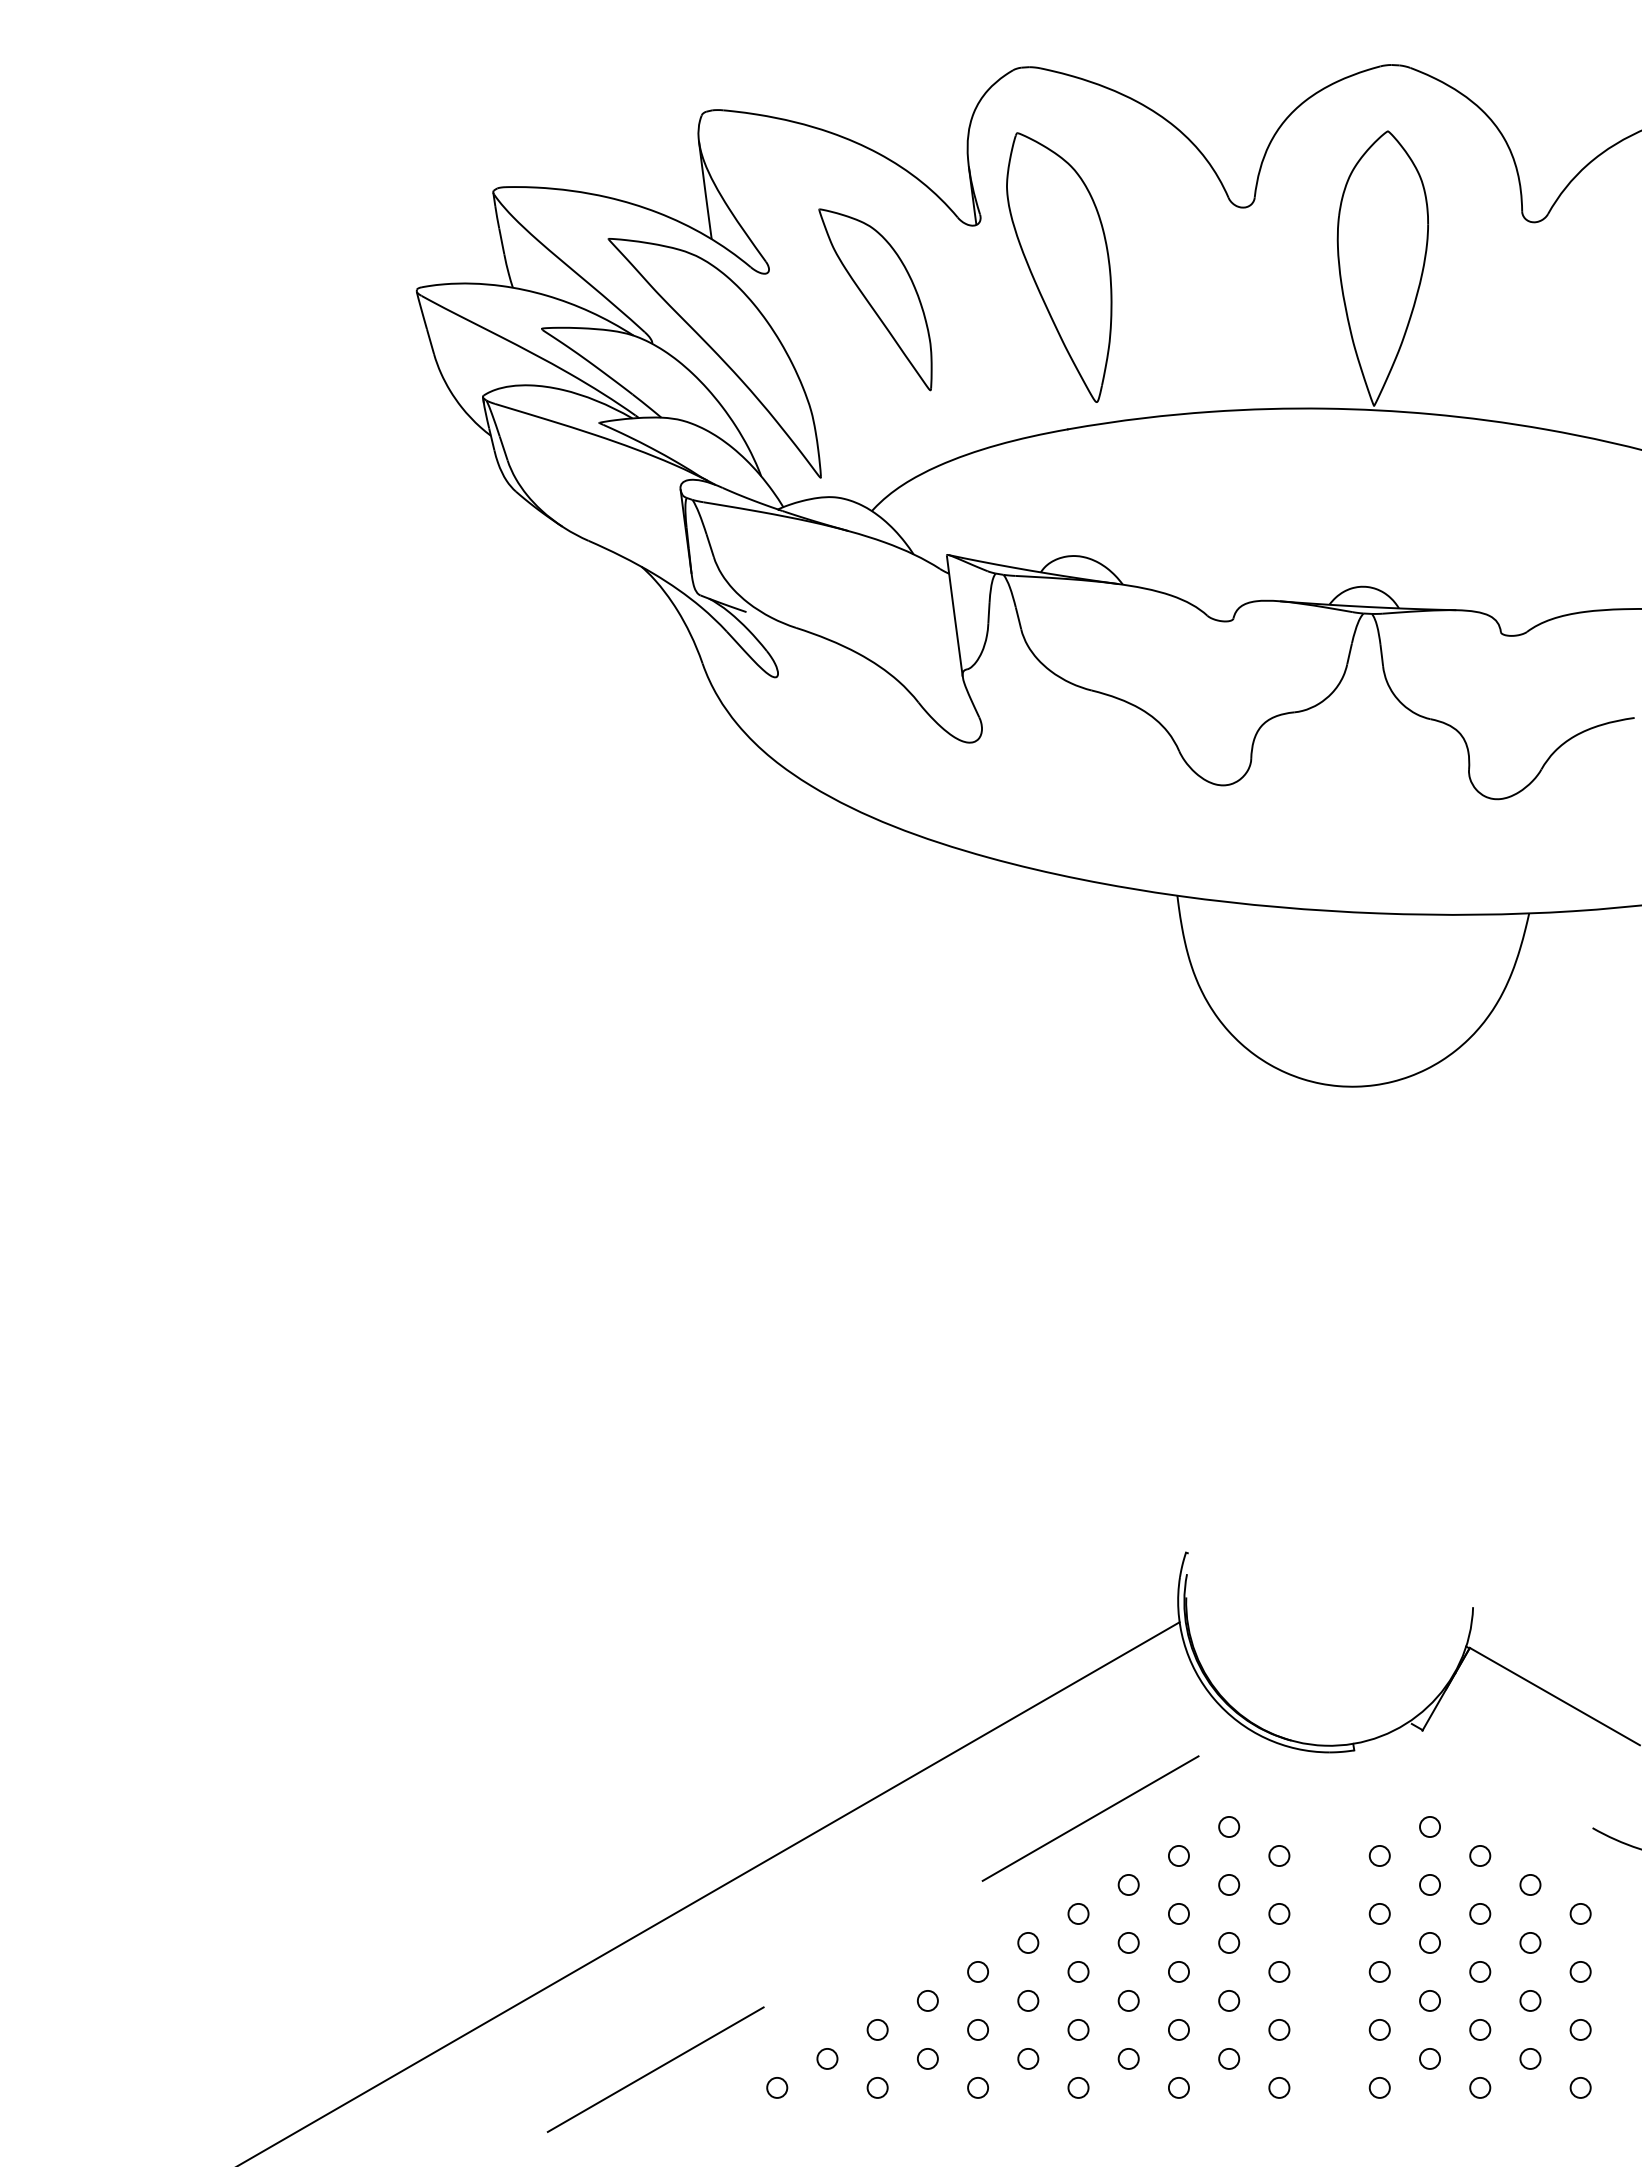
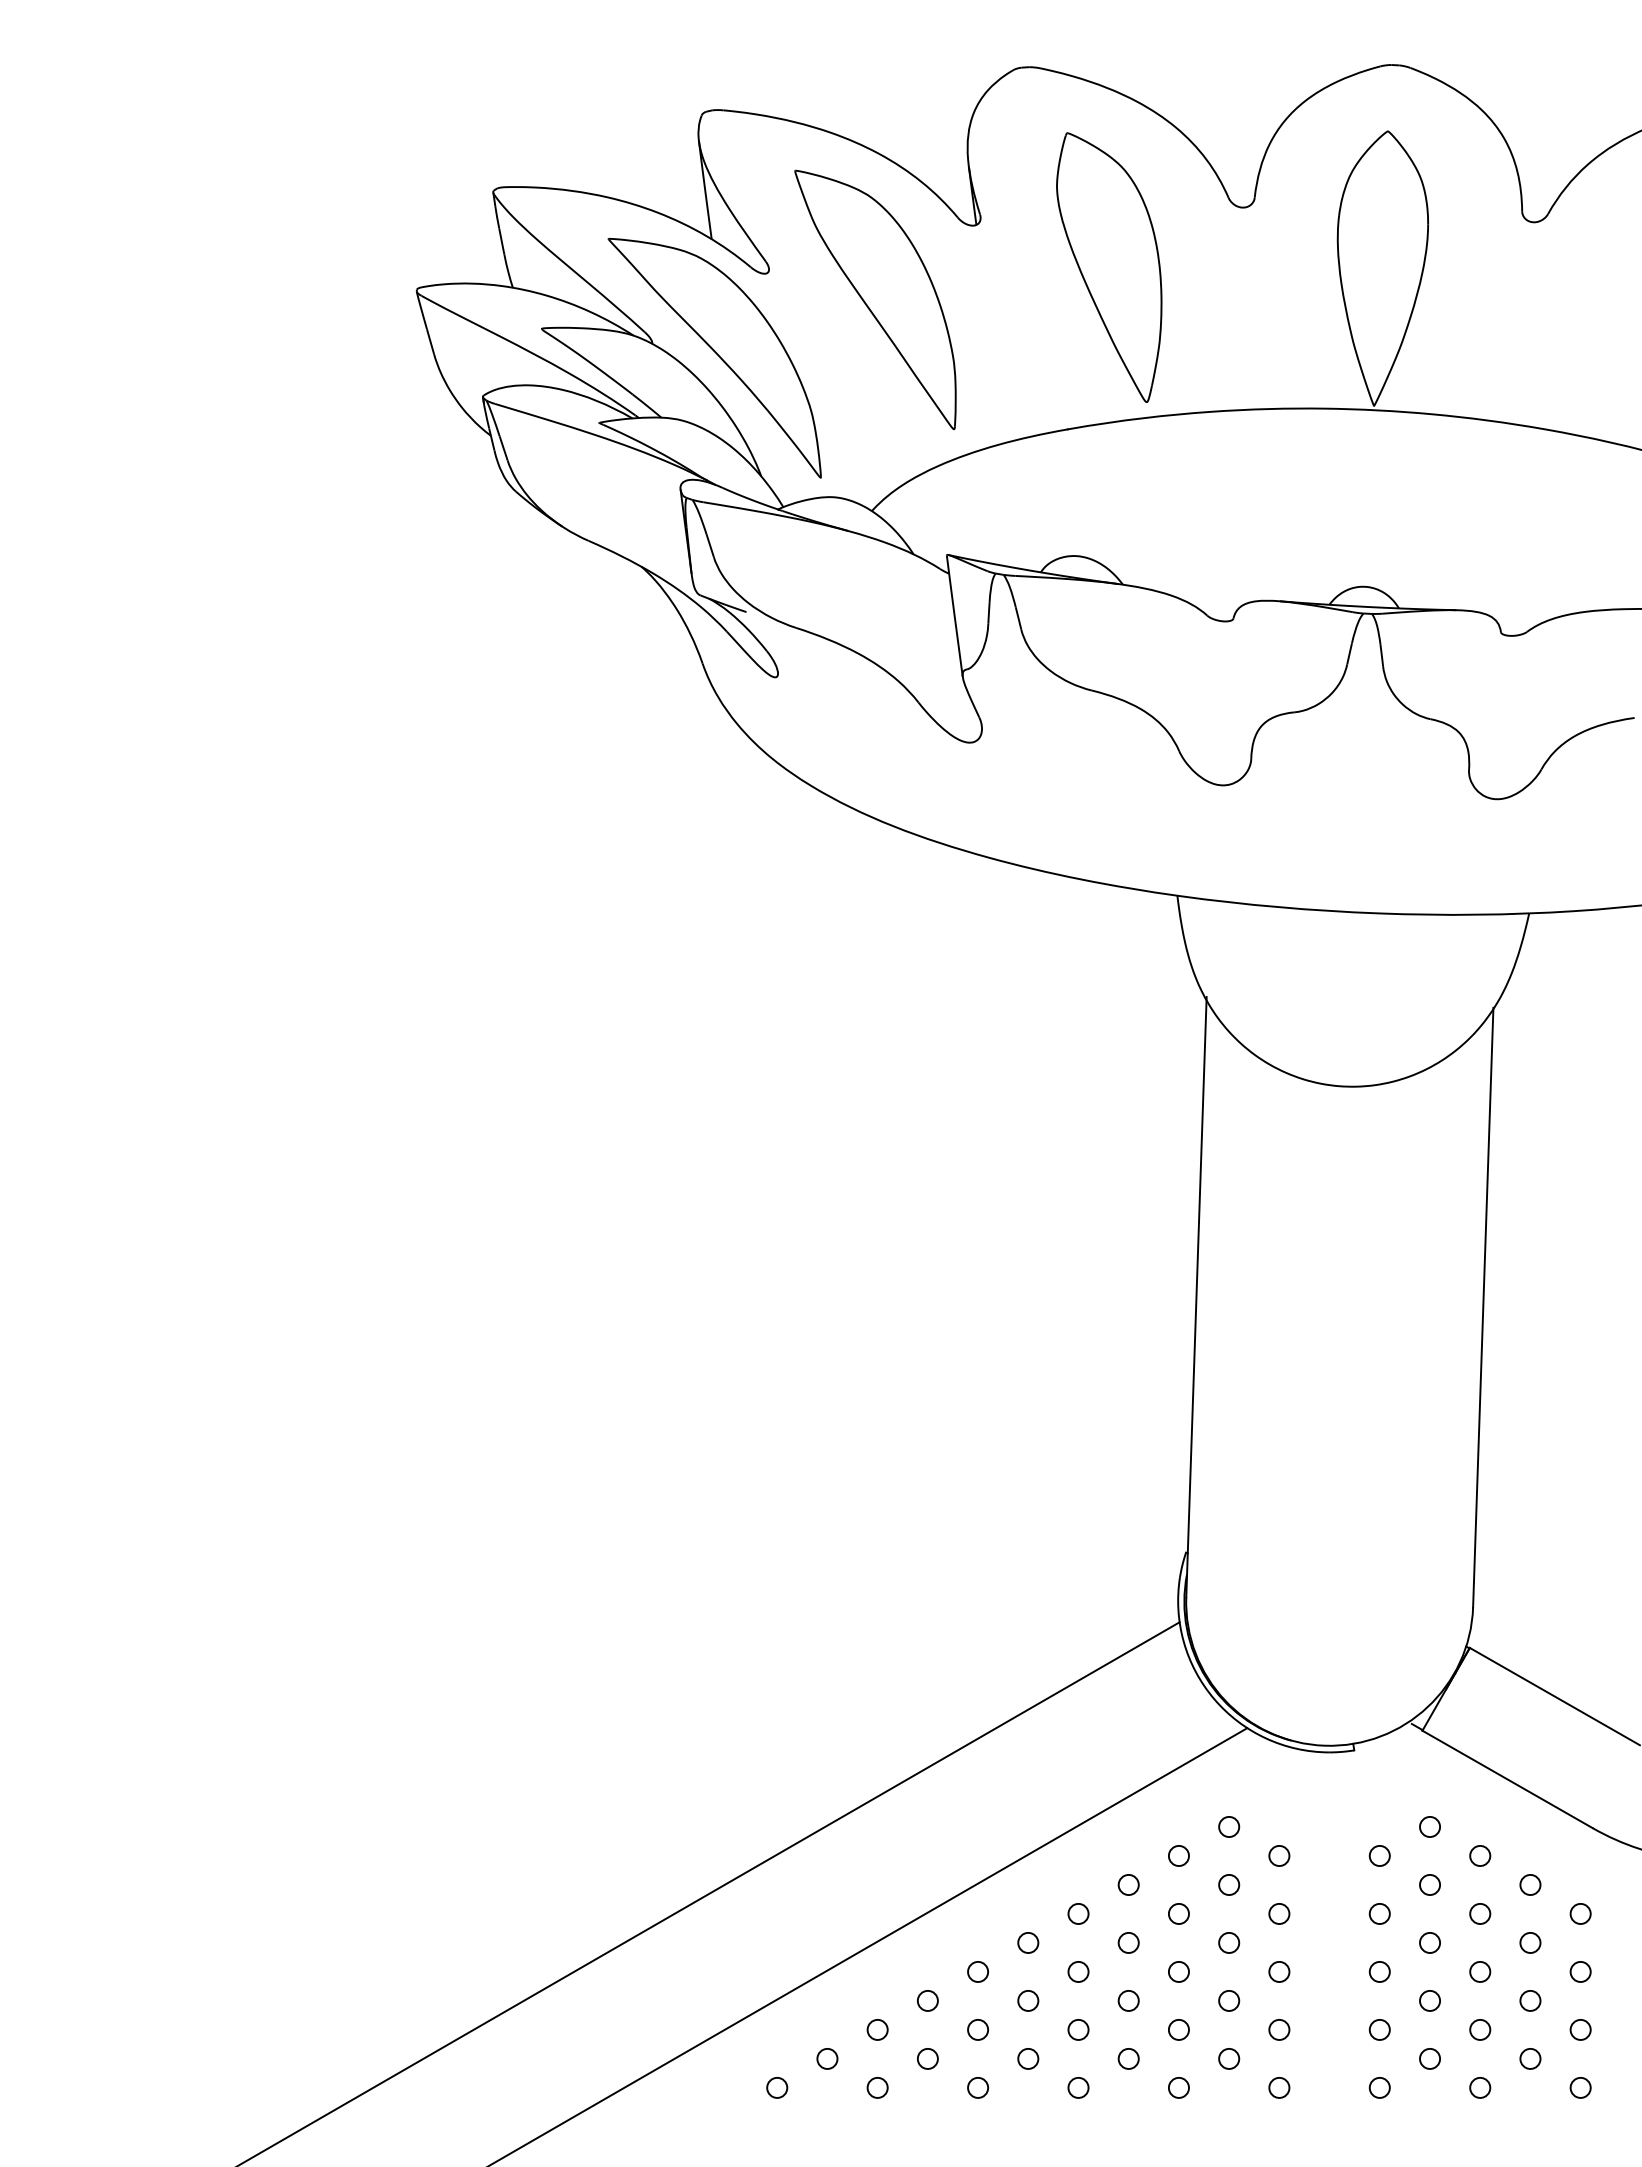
part position: (1059, 267) -> (1109, 267) (1109, 267)
part size: 115x184 px -> 163x261 px (875, 299)
line: none -> present (1196, 1297)
line: none -> present (1483, 1307)
line: none -> present (1507, 1779)
line: dashed -> solid (868, 1947)
